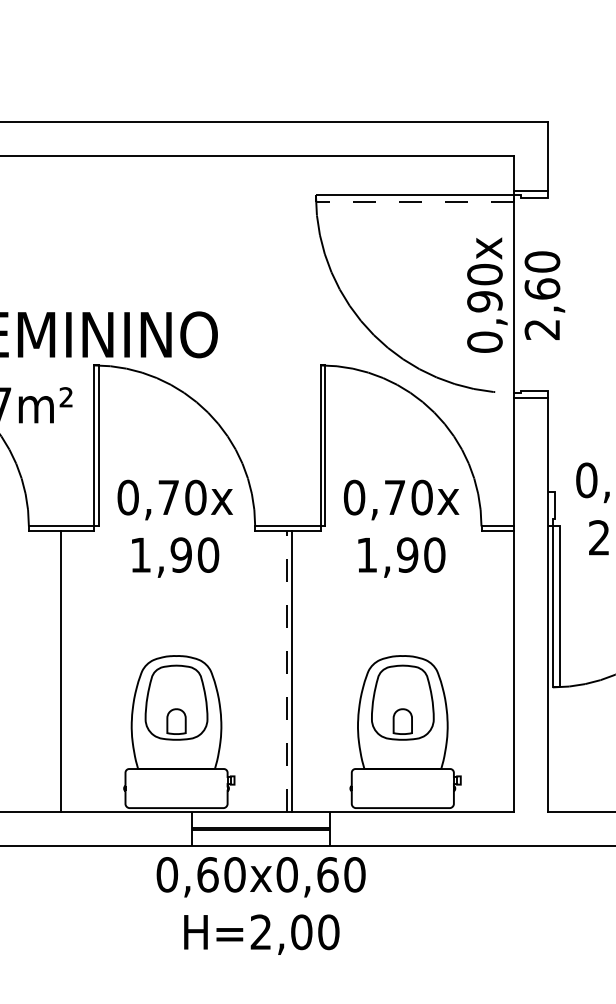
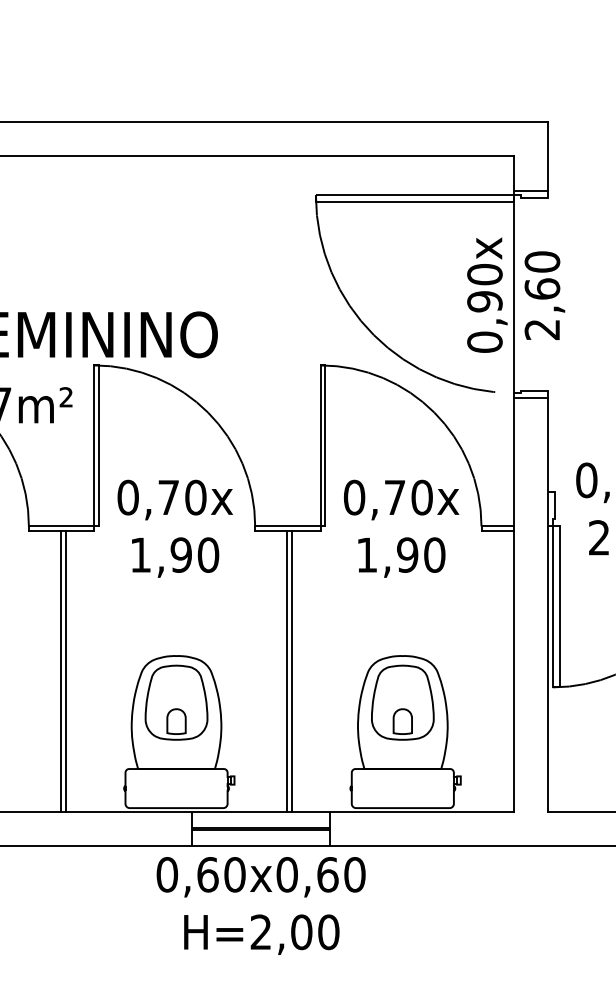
line: dashed -> solid (410, 202)
line: dashed -> solid (287, 670)
line: none -> present (65, 671)
